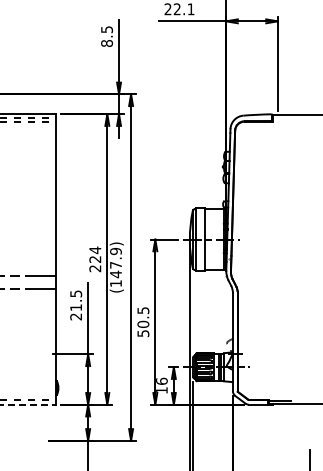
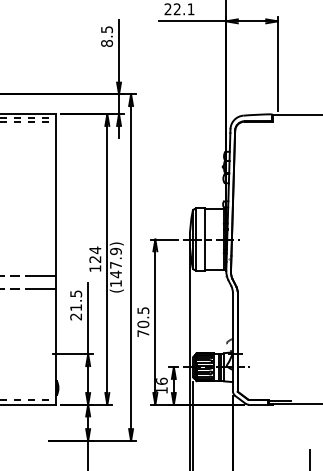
text: 224 -> 124 (95, 268)
text: 50.5 -> 70.5 (143, 333)
line: dashed -> solid (28, 404)
